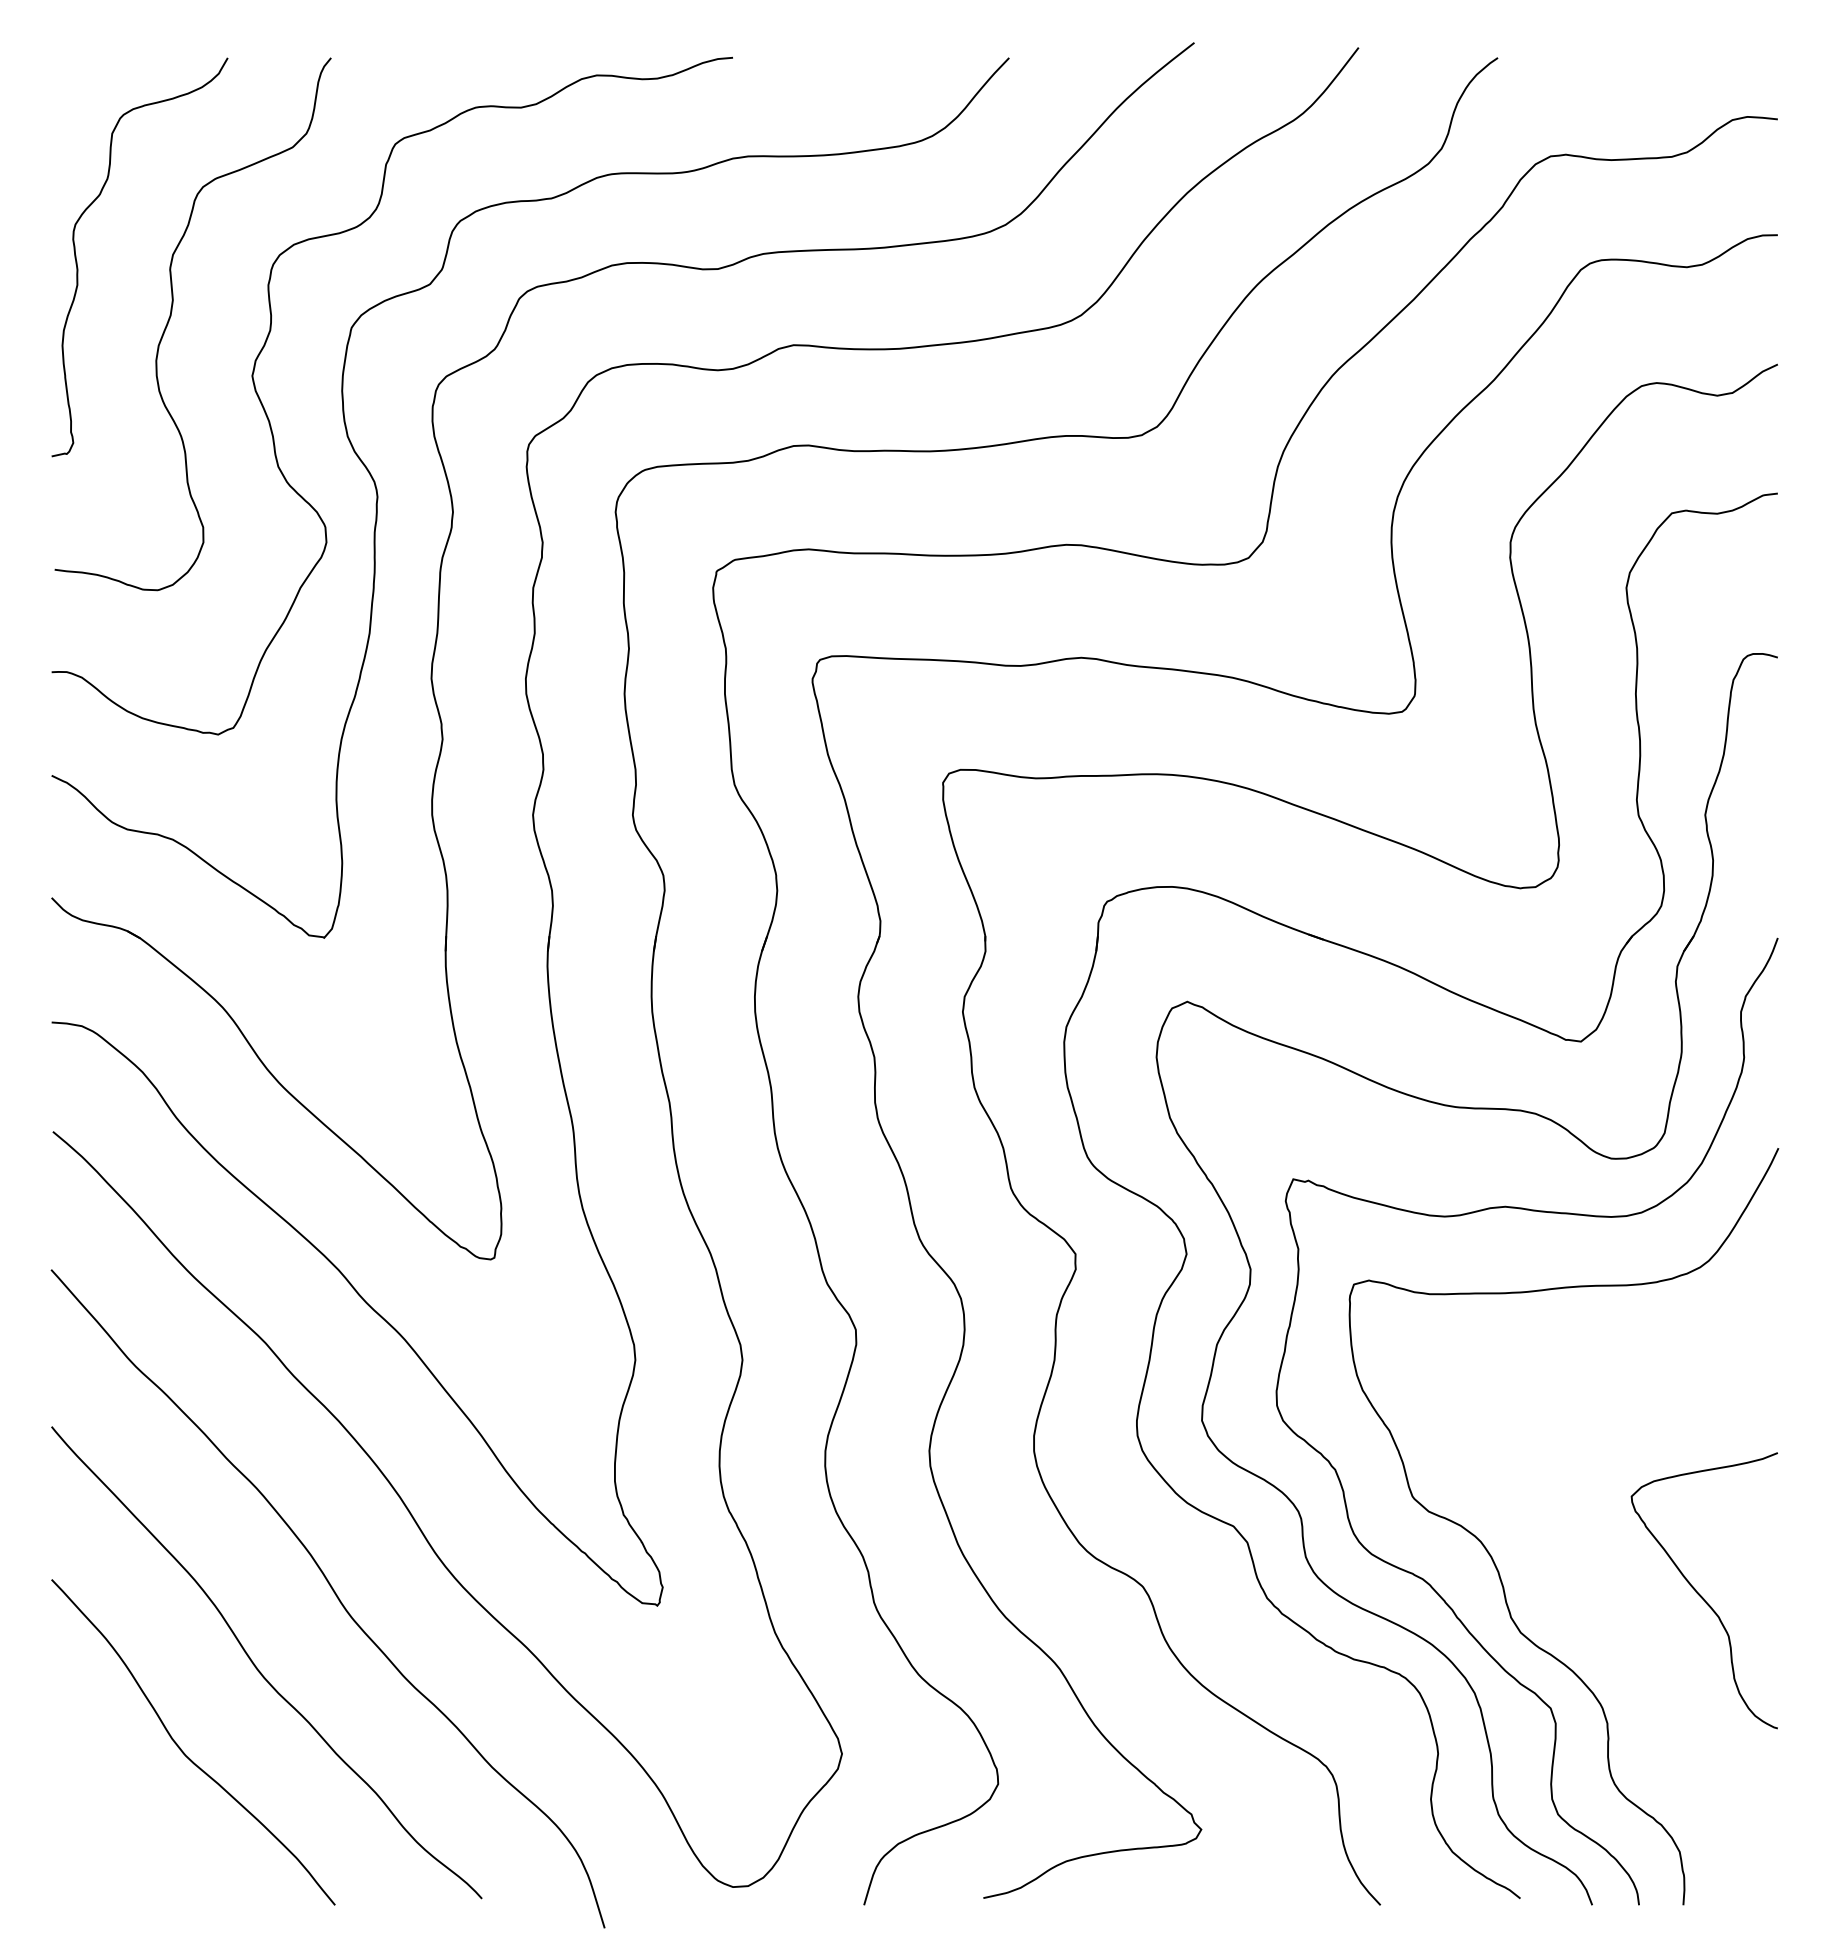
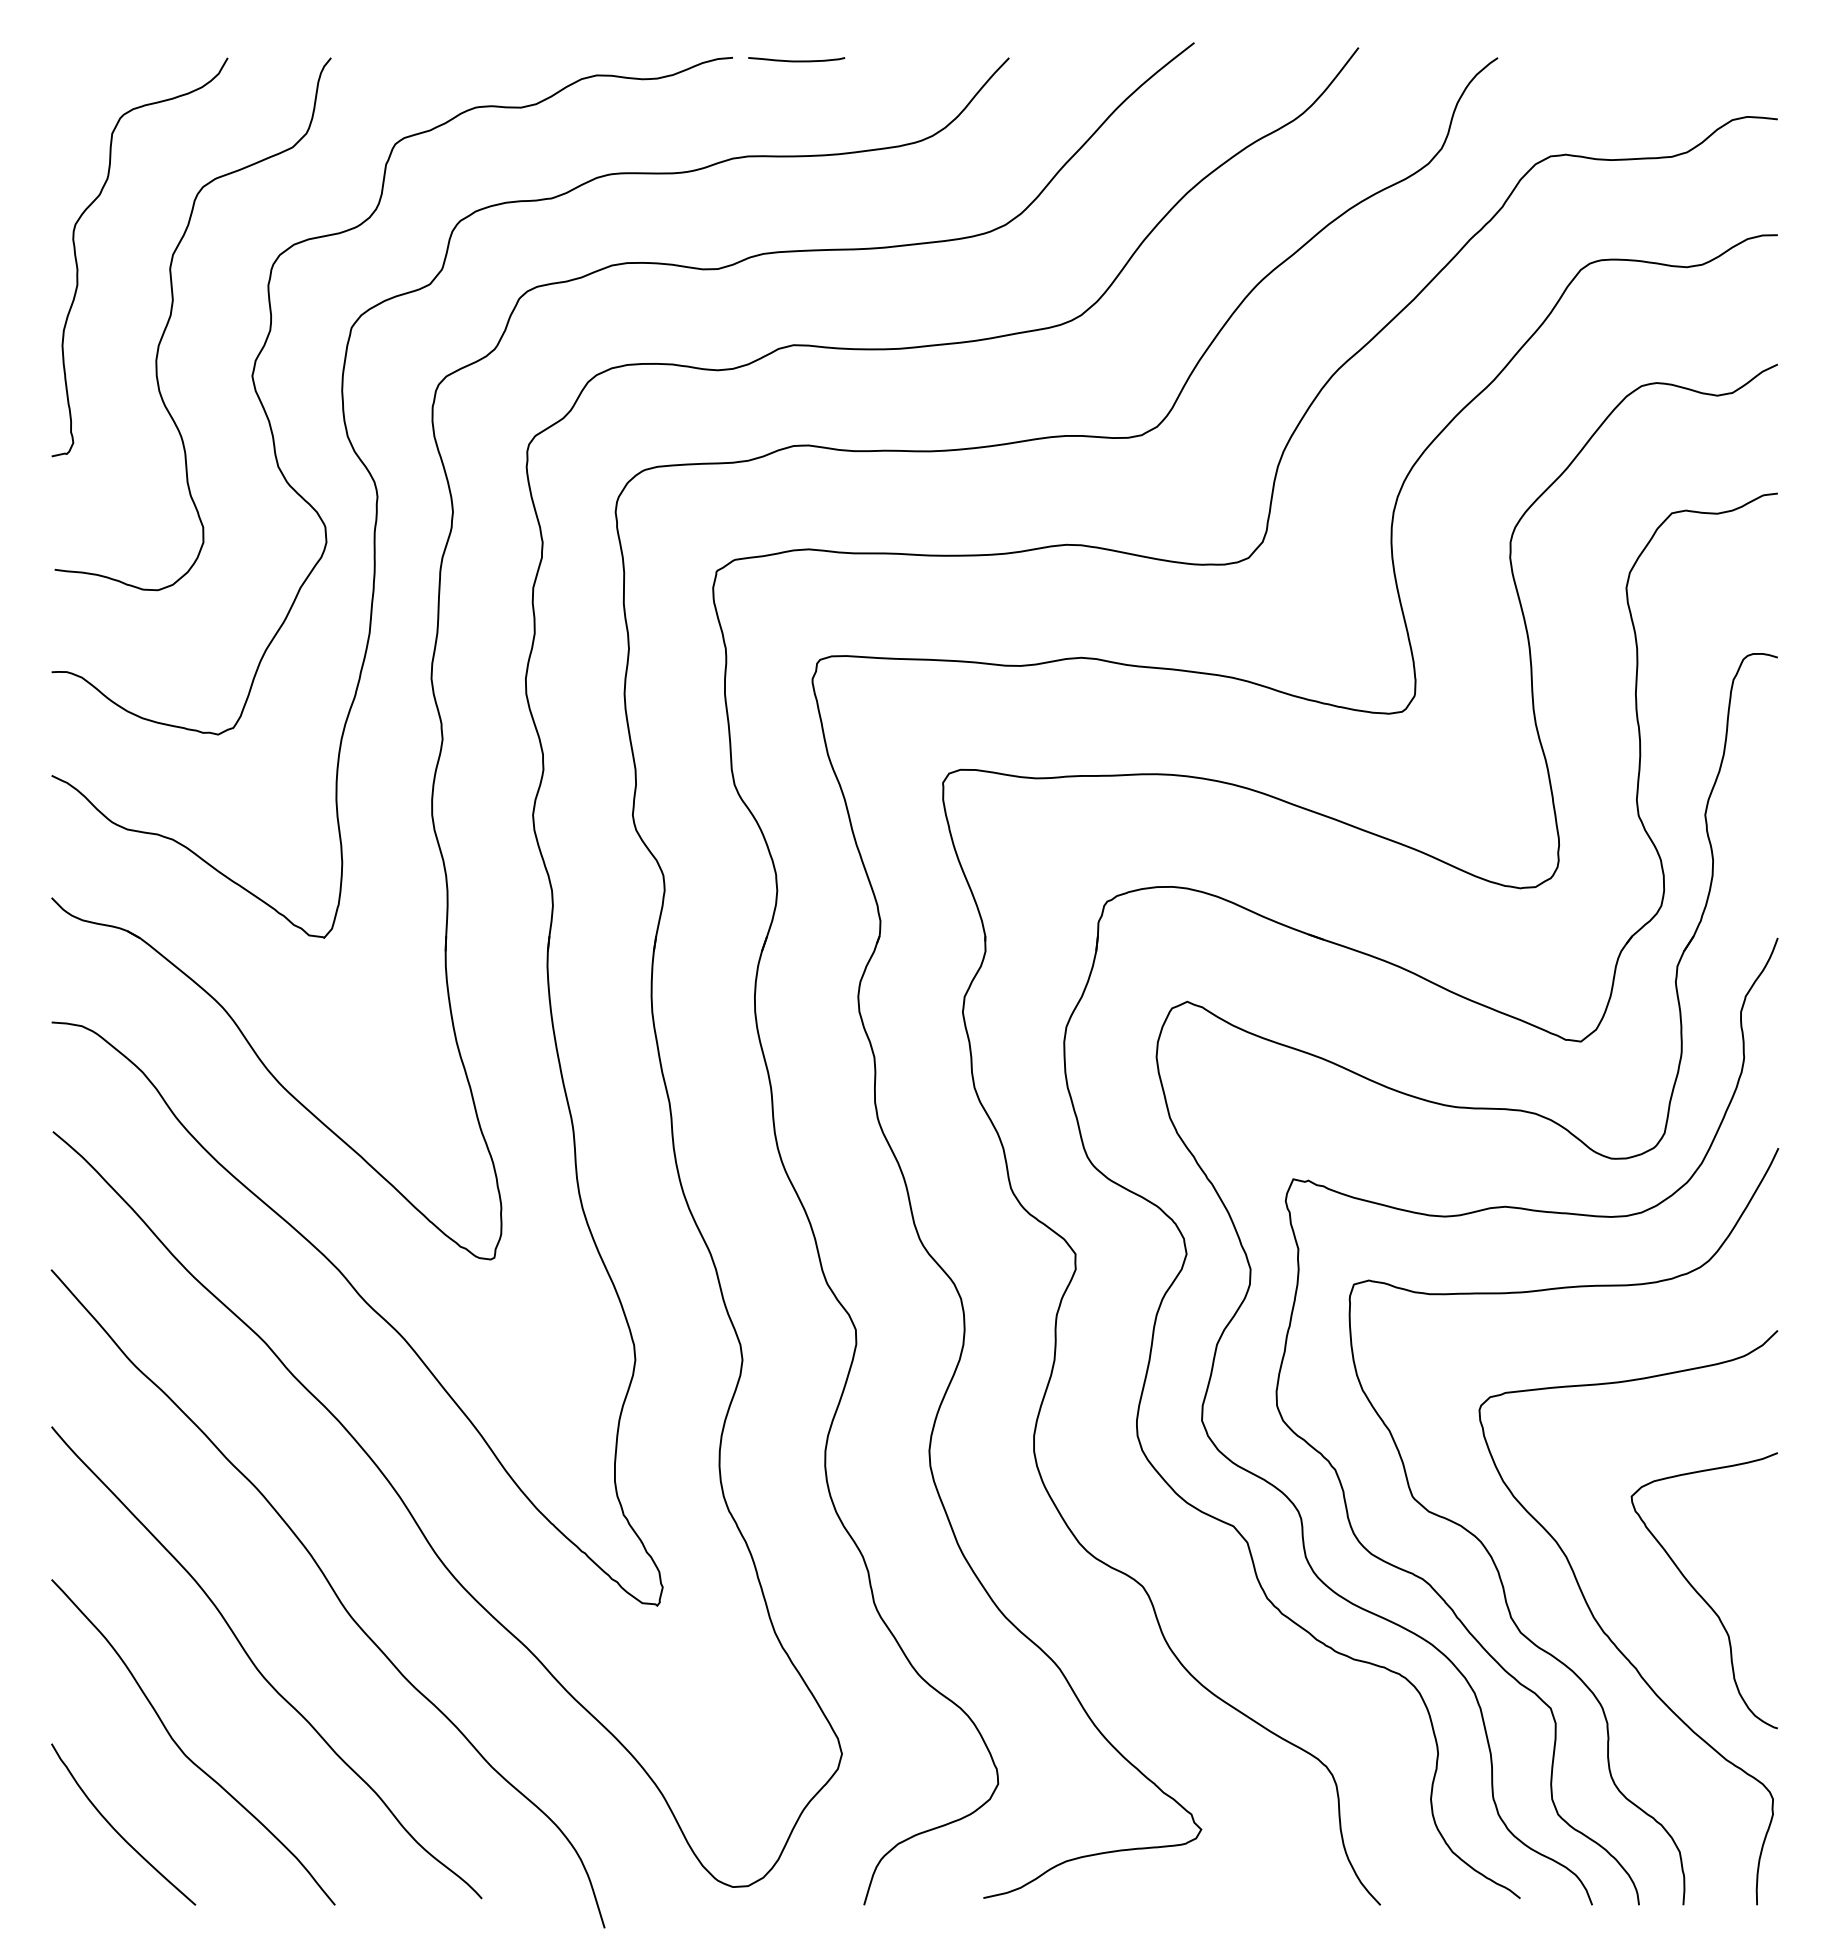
curve: none -> present (796, 60)
curve: none -> present (1609, 1636)
curve: none -> present (116, 1830)
